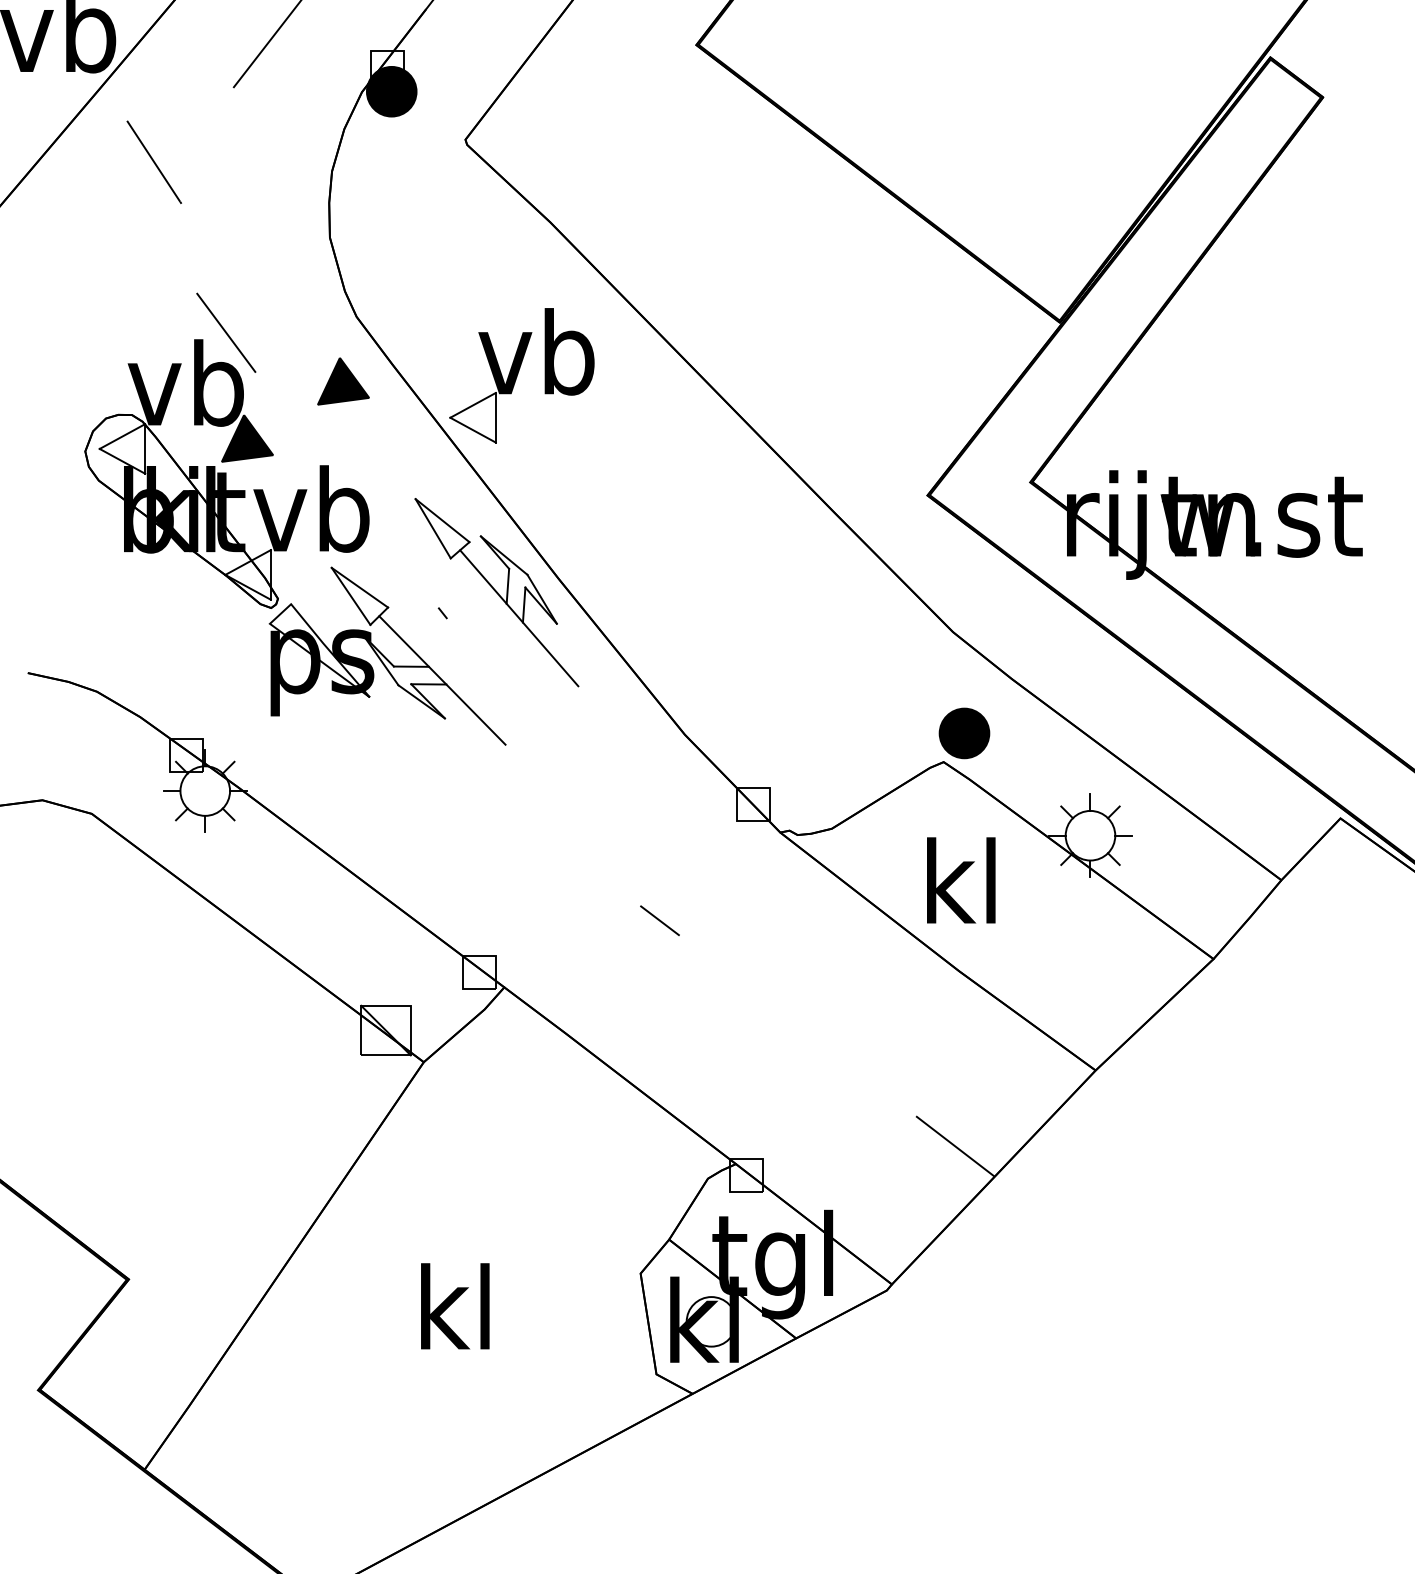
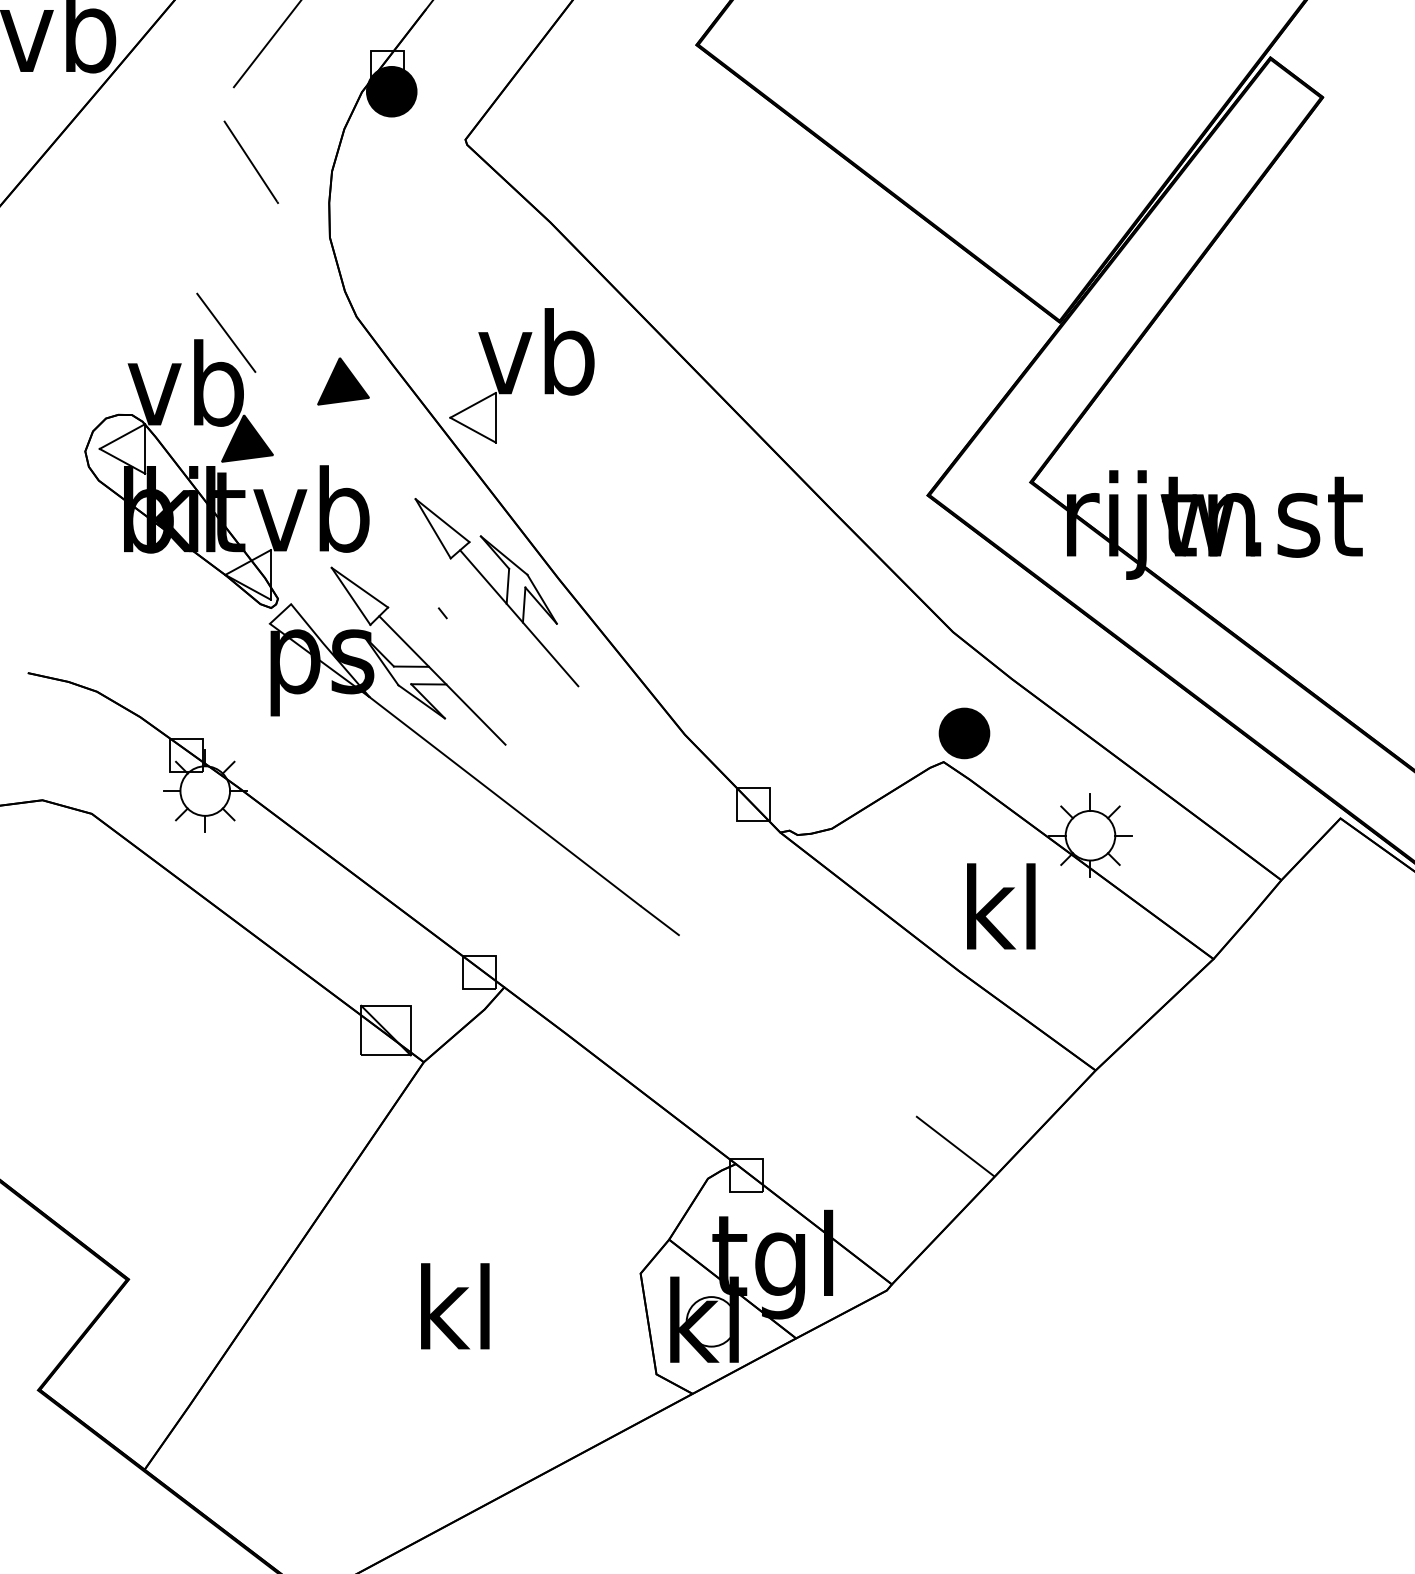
line position: (153, 161) -> (250, 161) (250, 161)
line: none -> present (504, 801)
text position: (961, 880) -> (1001, 906) (1001, 906)
